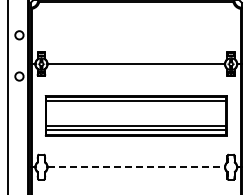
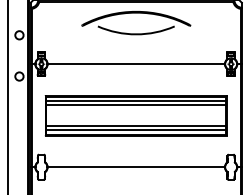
part: none -> present (136, 13)
line: none -> present (136, 105)
line: dashed -> solid (136, 167)
